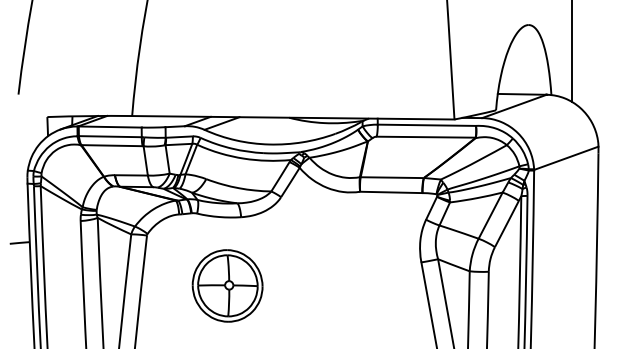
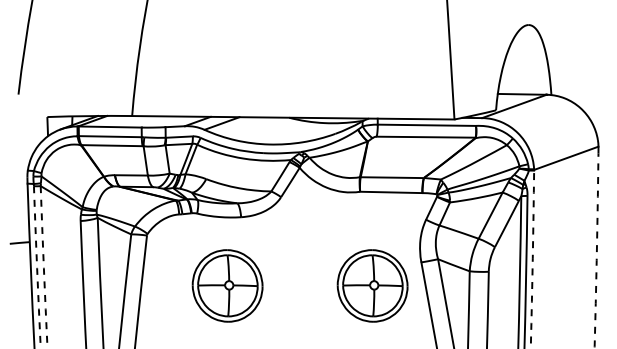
line: present -> none (572, 52)
arc: solid -> dashed (596, 250)
arc: solid -> dashed (532, 259)
arc: solid -> dashed (37, 268)
arc: solid -> dashed (43, 268)
part: none -> present (372, 285)
